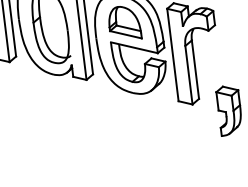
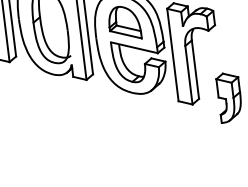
part position: (228, 110) -> (228, 97) (228, 97)
